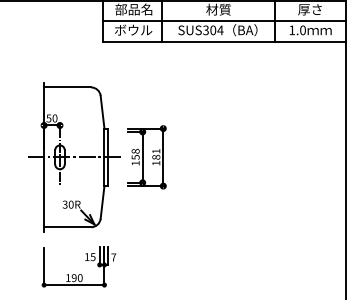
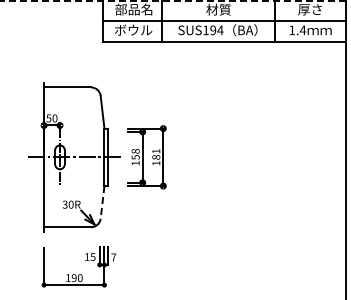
line: solid -> dashed (173, 0)
text: SUS304 -> SUS194 (209, 30)
text: 1.0 -> 1.4 (302, 30)
line: solid -> dashed (102, 202)
